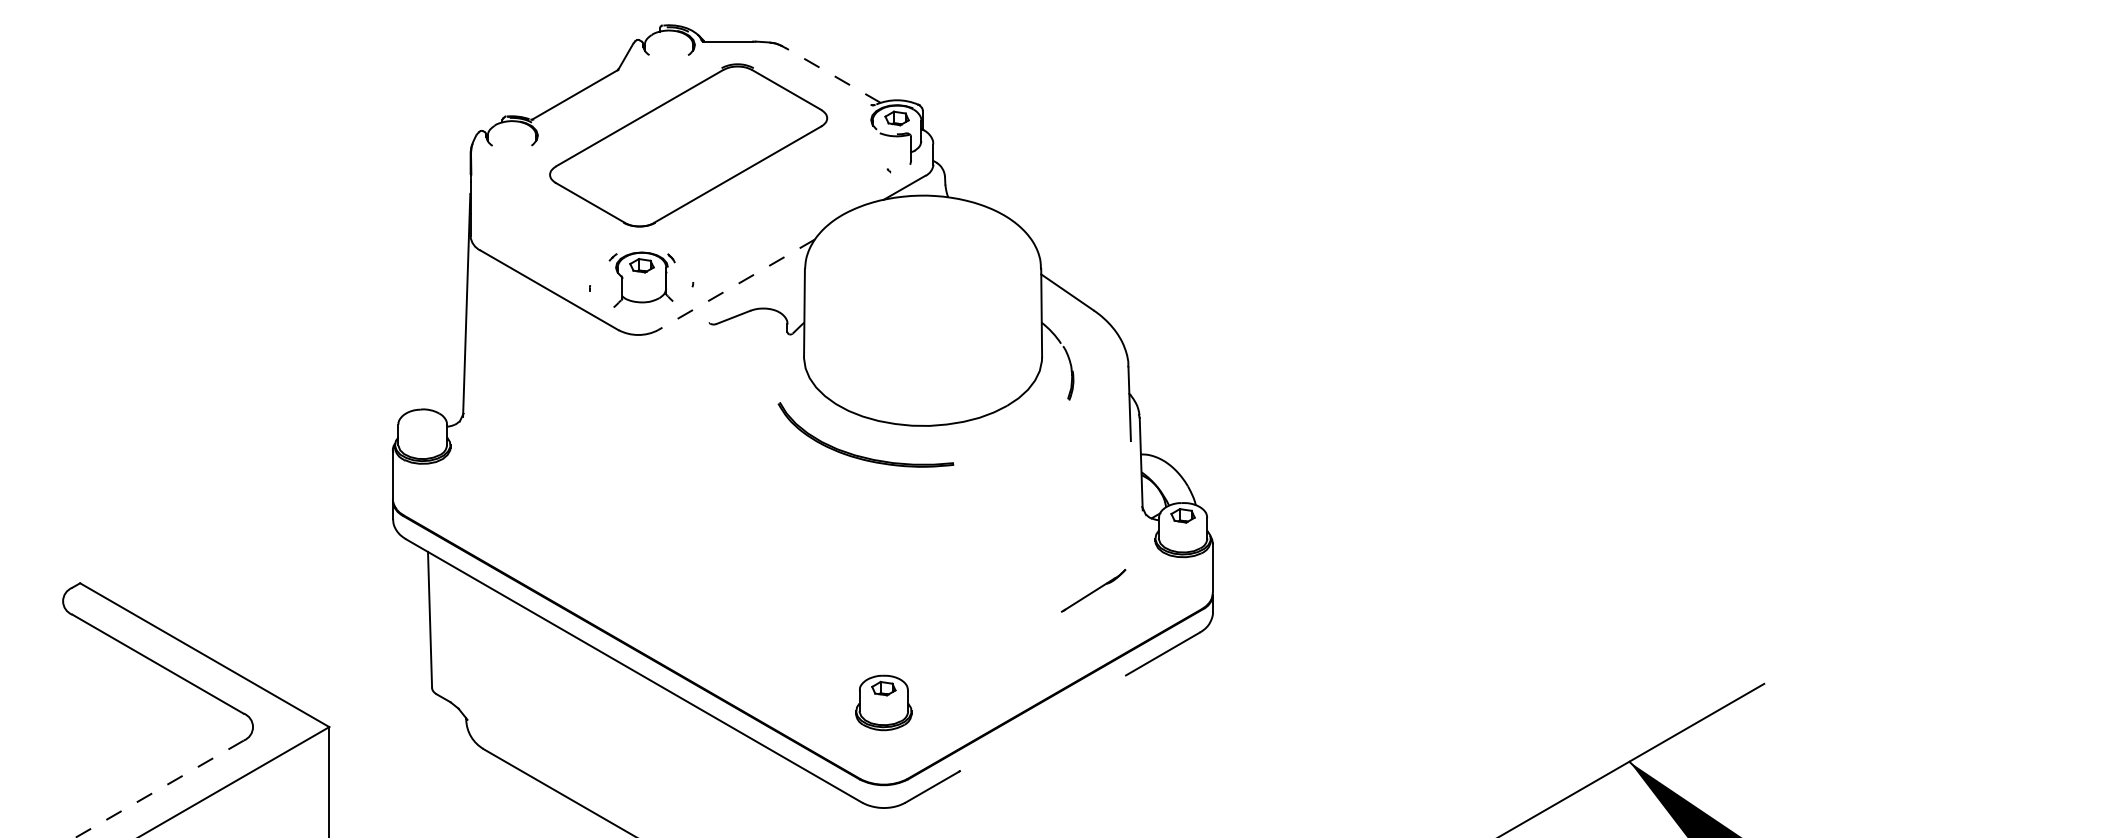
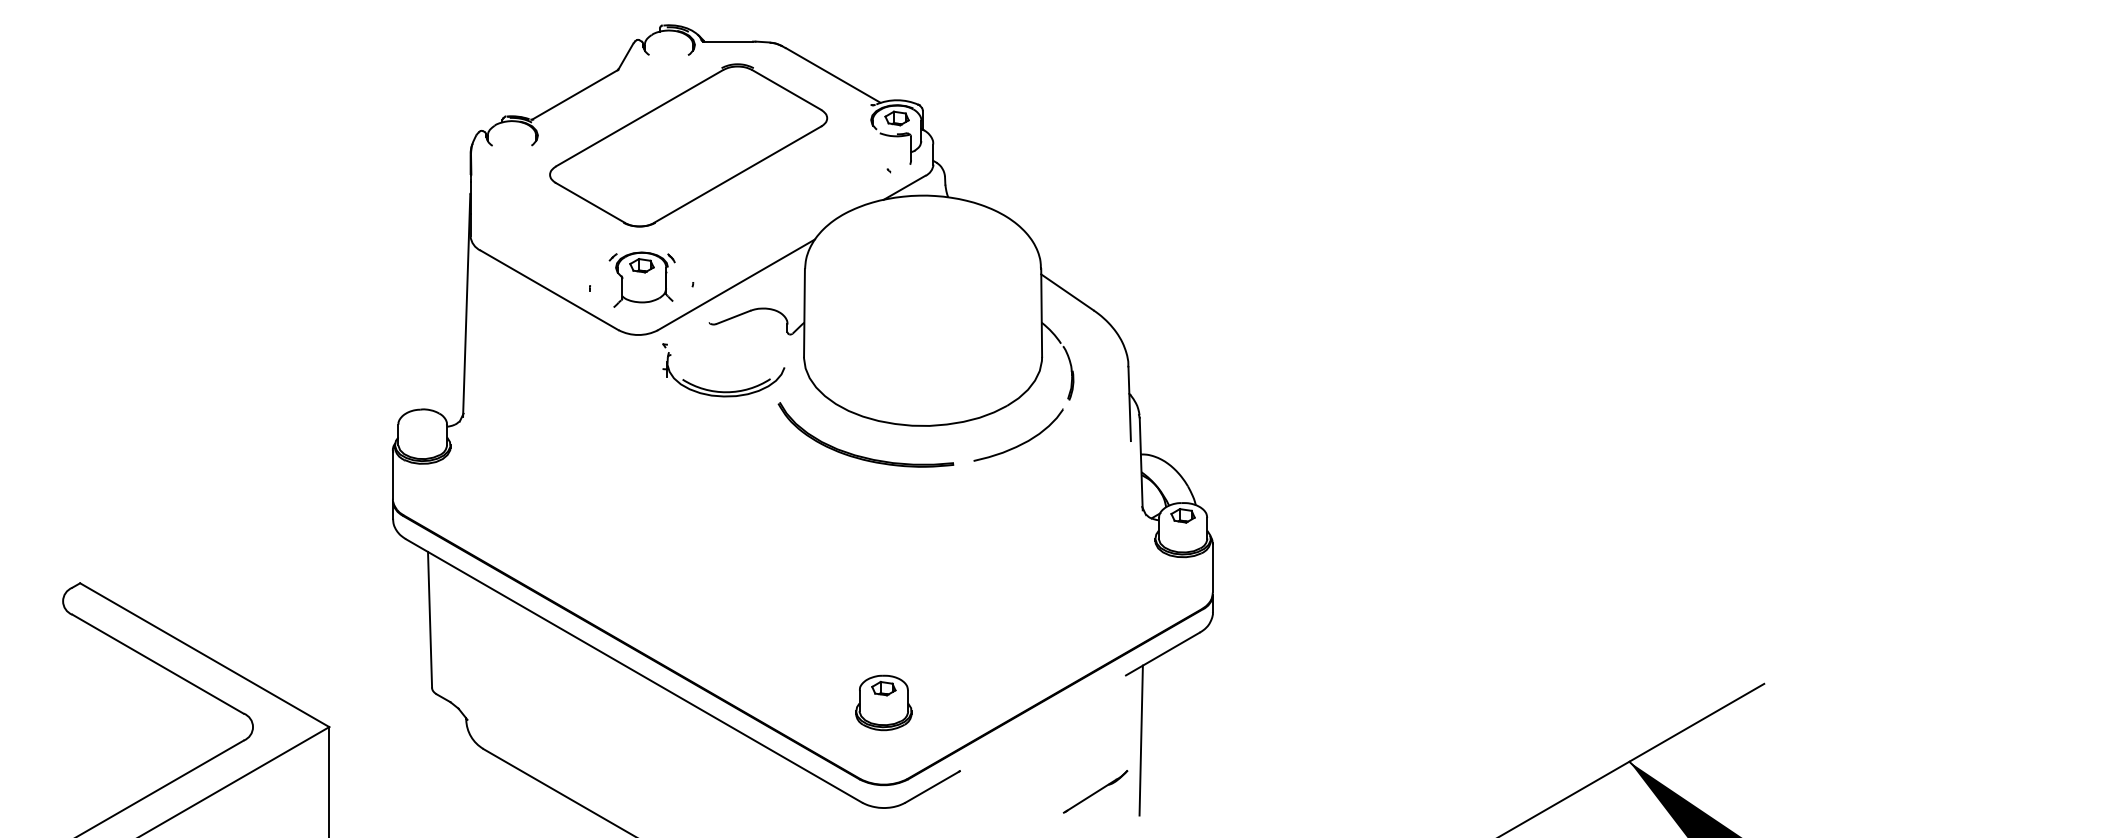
line: dashed -> solid (833, 75)
line: dashed -> solid (736, 284)
part: none -> present (717, 390)
part: none -> present (1022, 442)
part position: (1093, 590) -> (1095, 791) (1095, 791)
line: none -> present (1140, 740)
line: dashed -> solid (159, 789)
